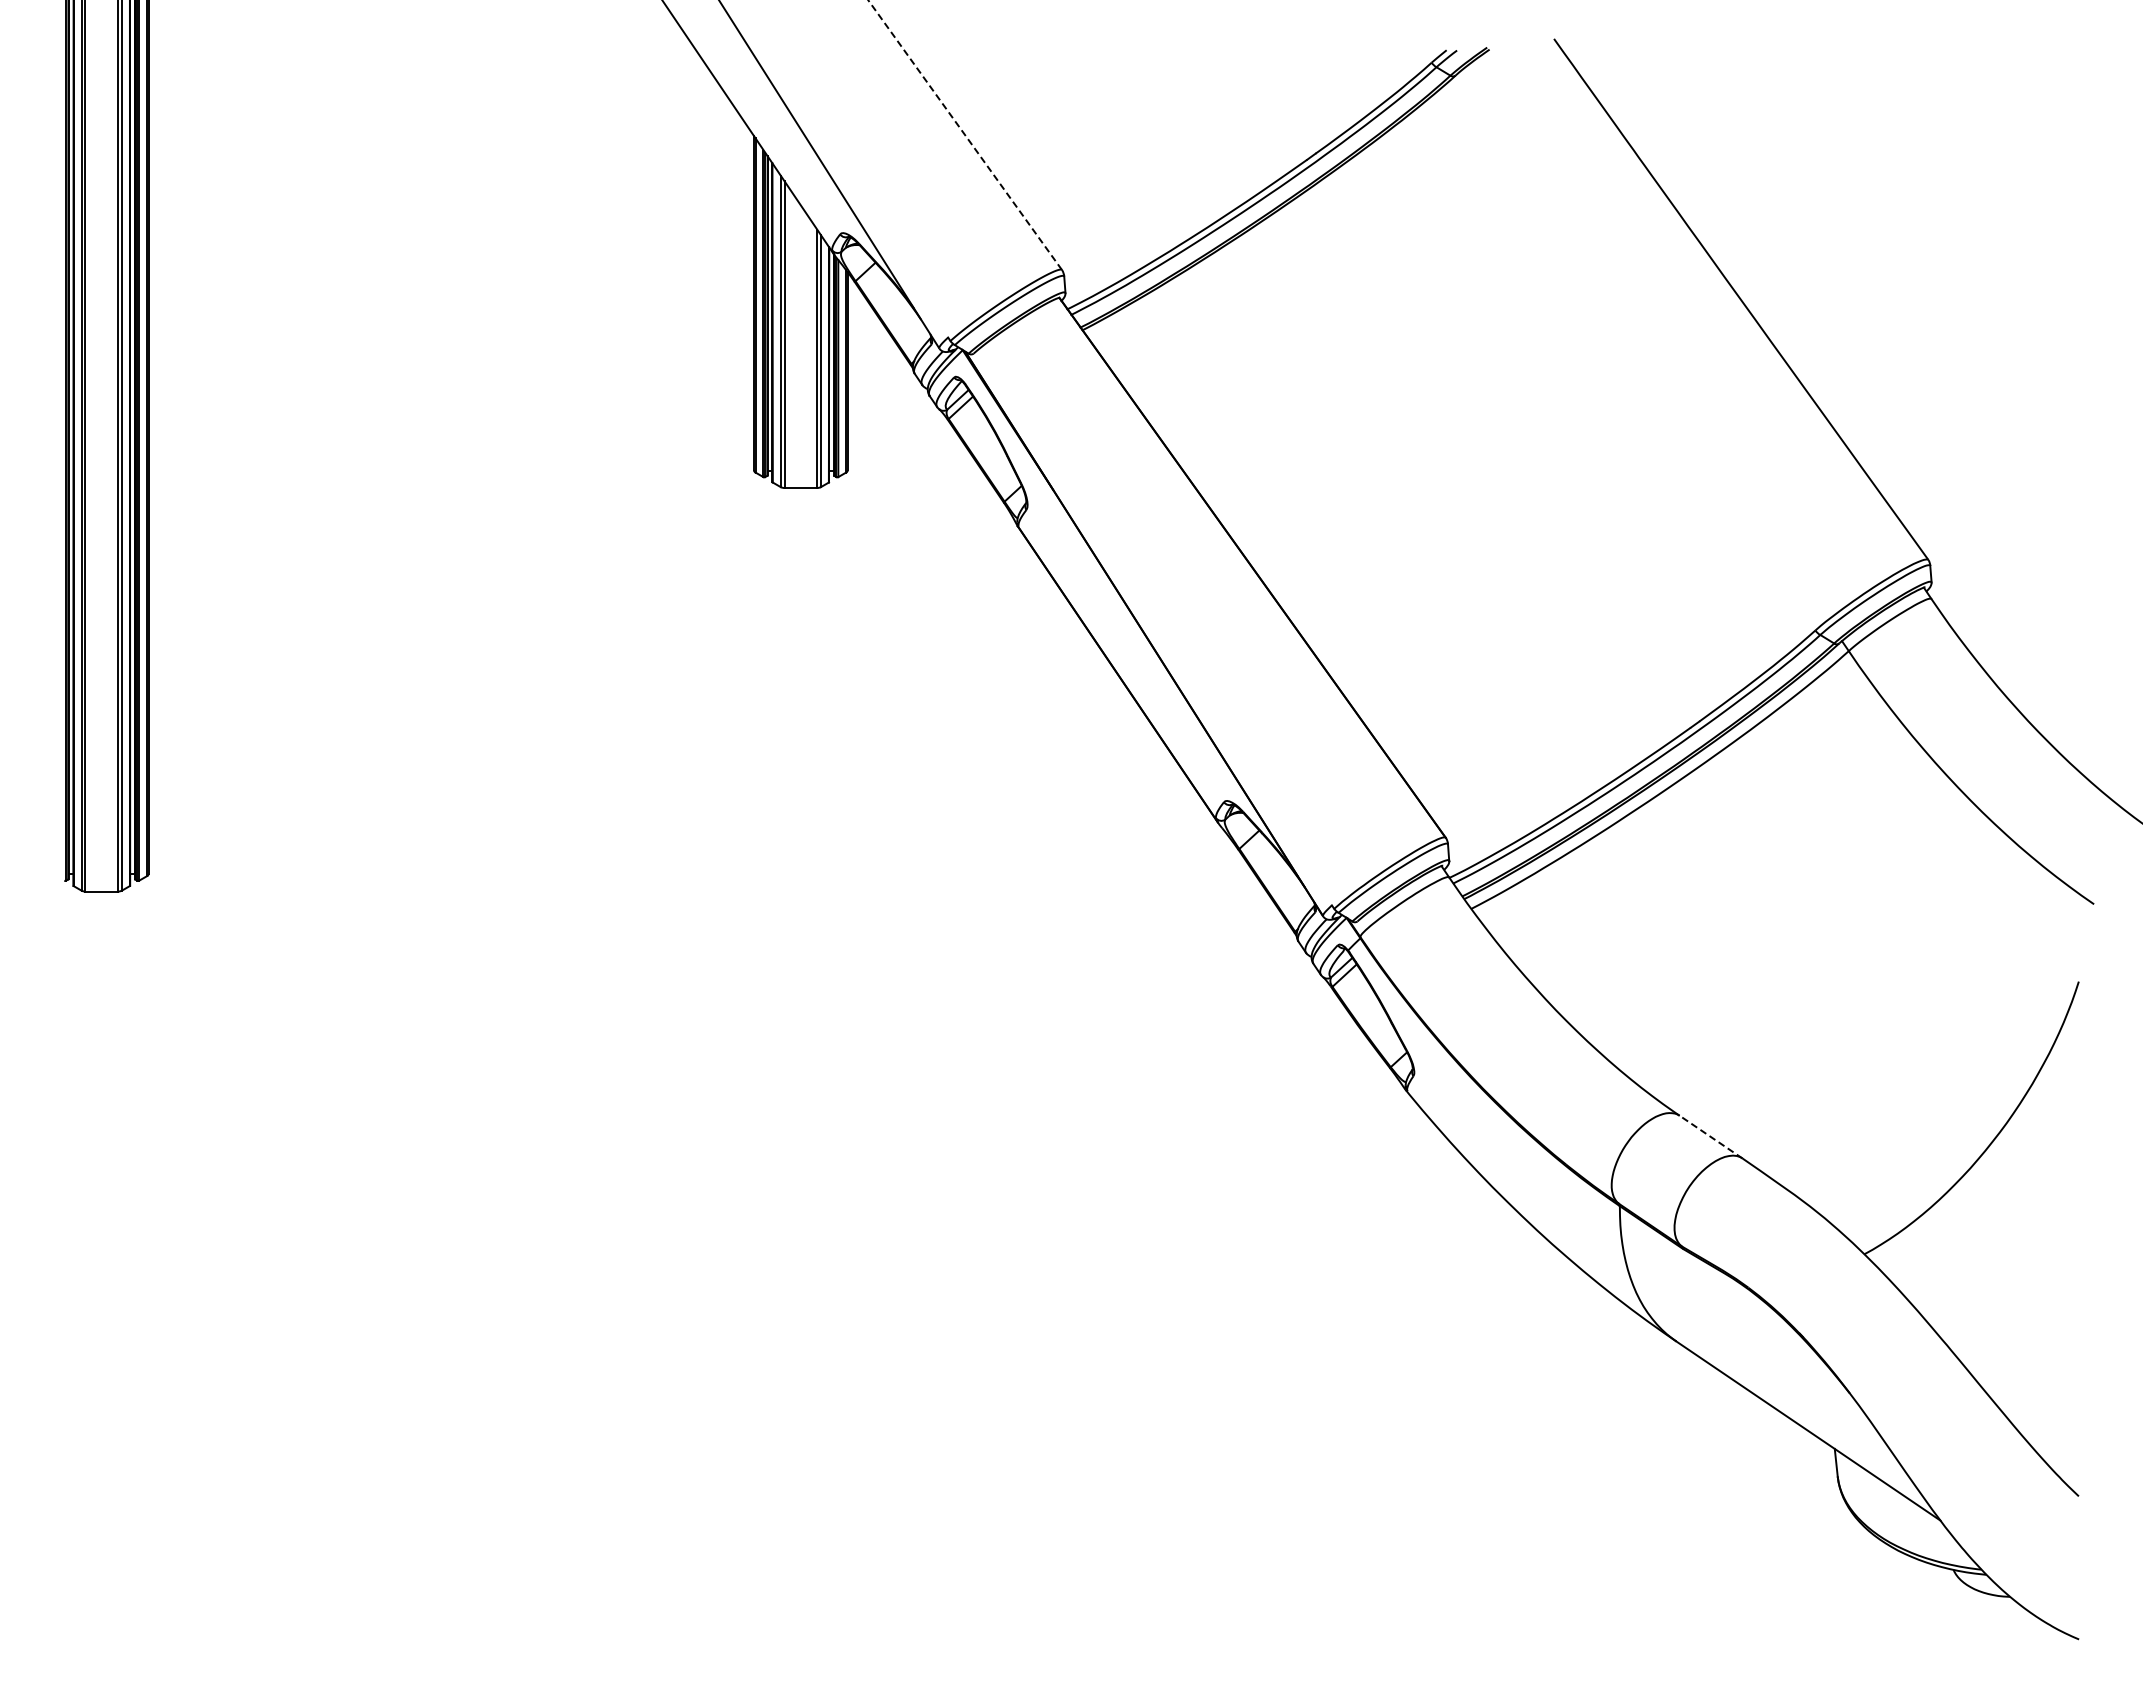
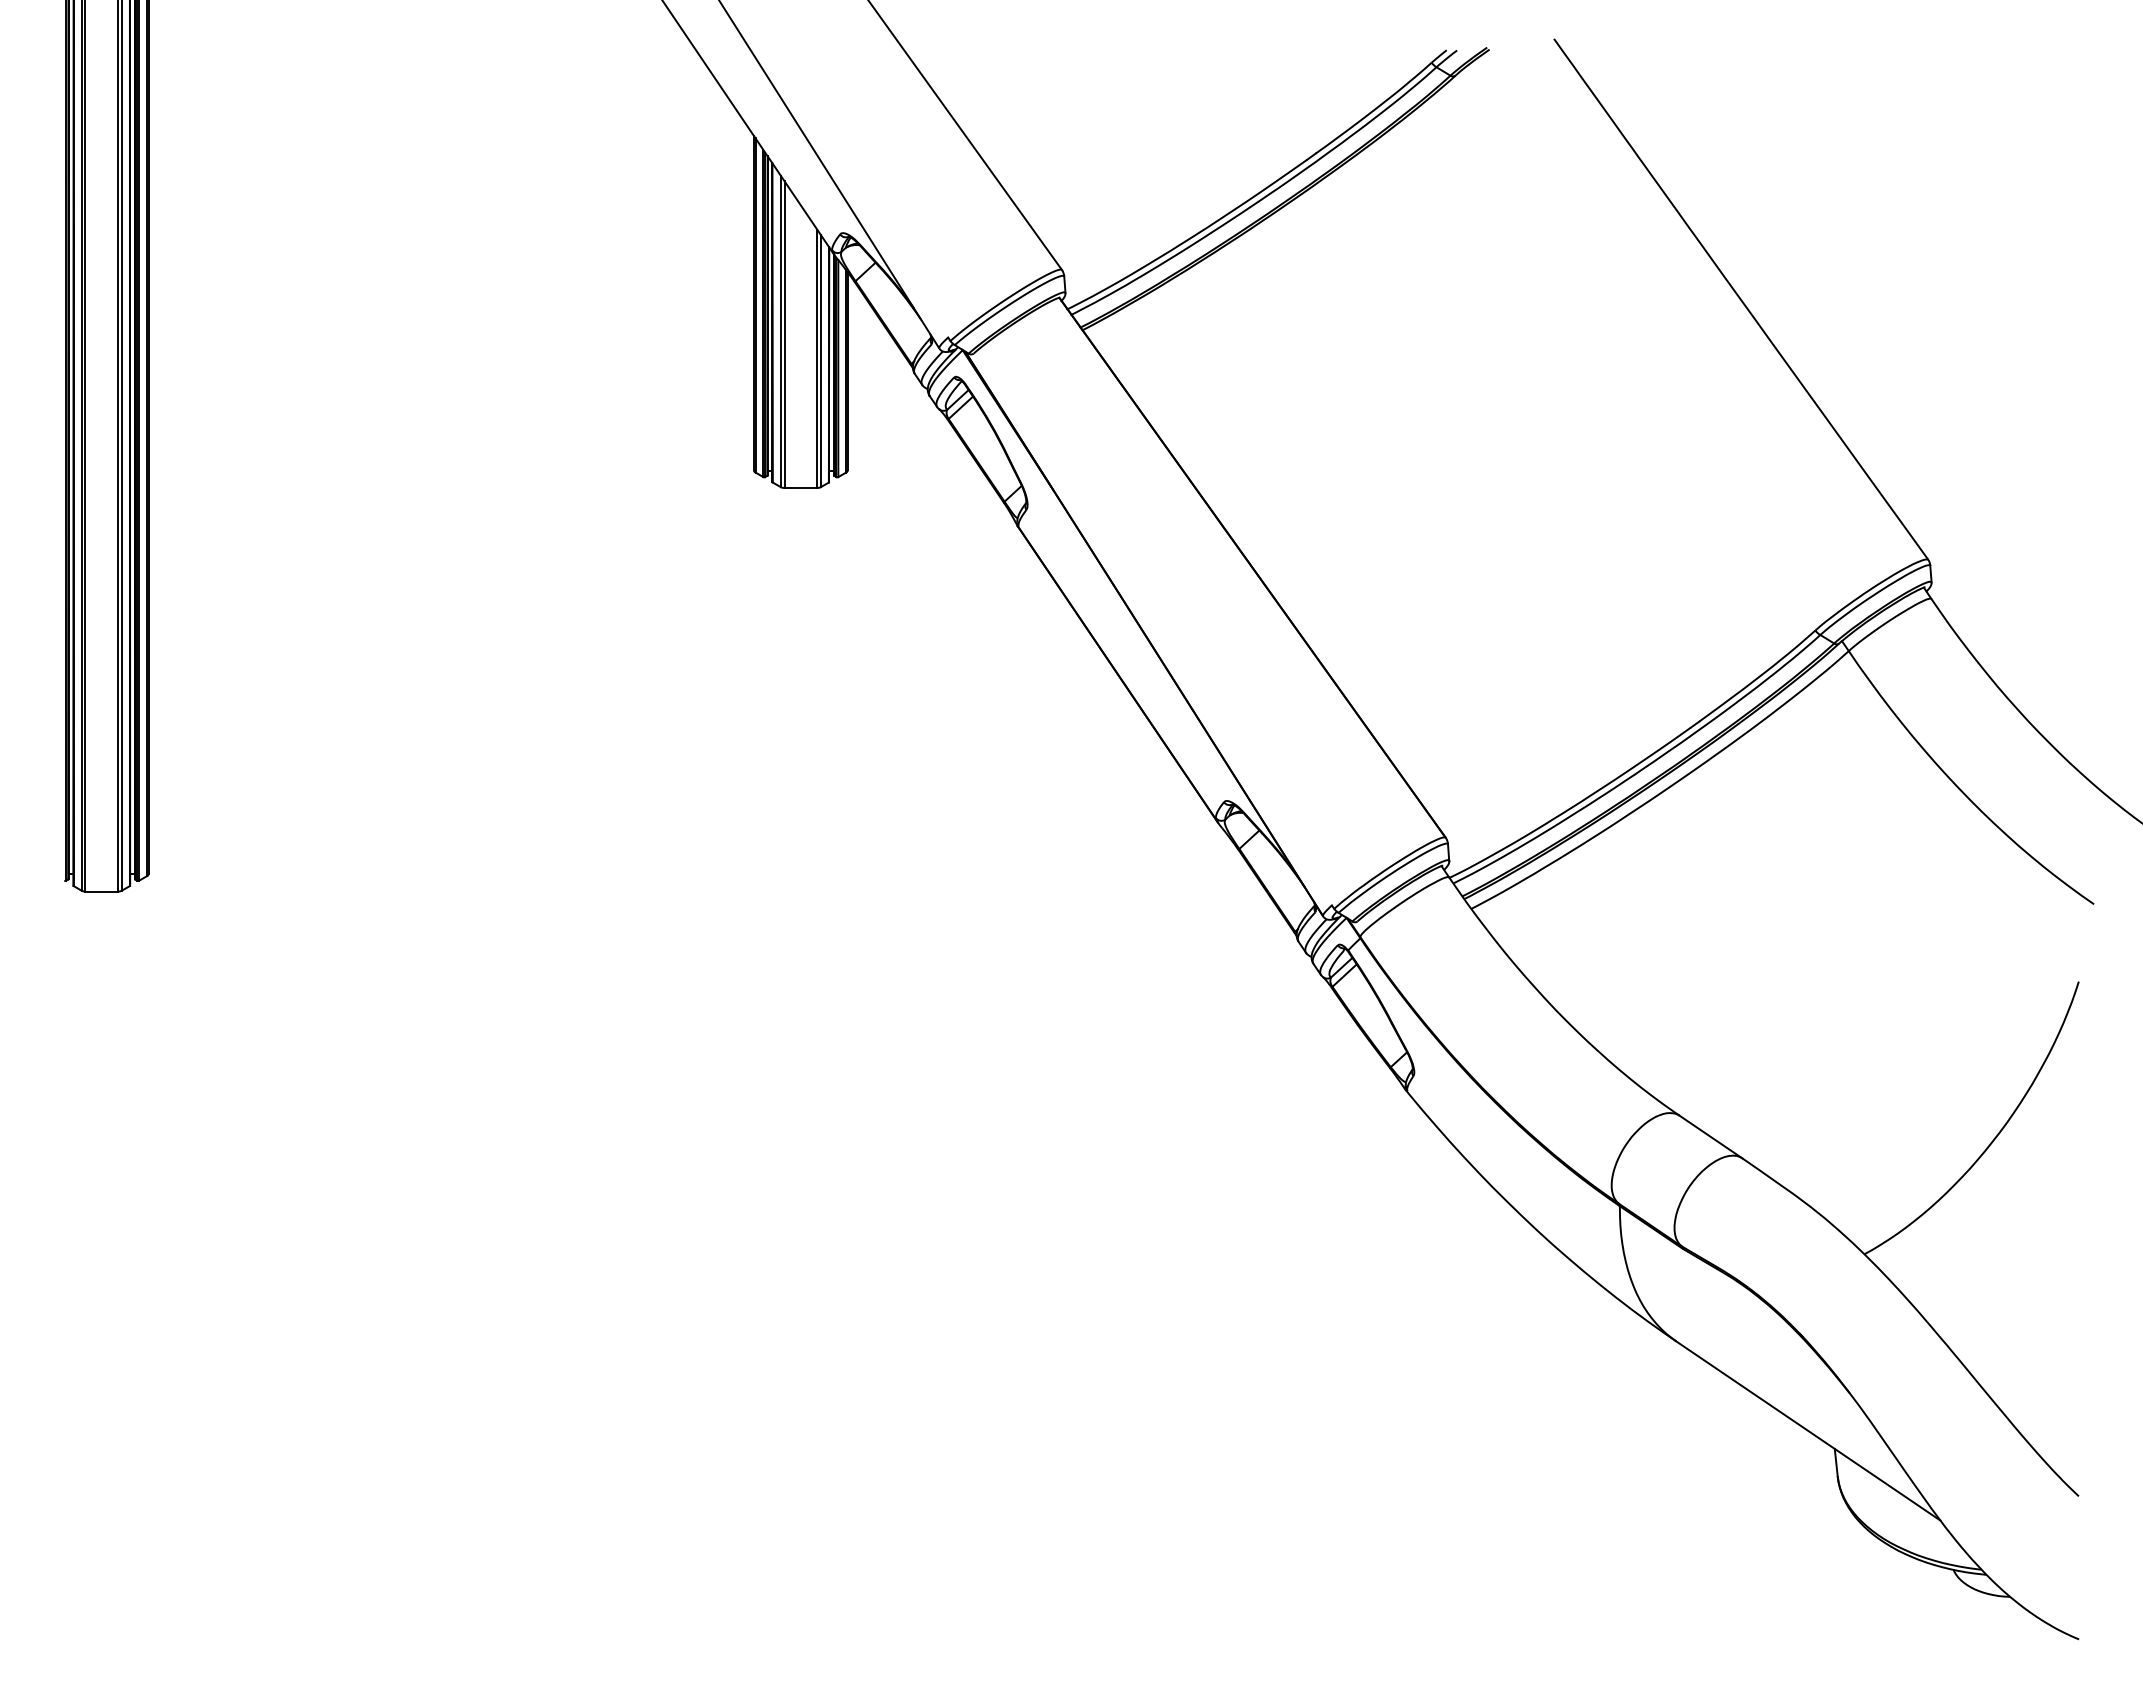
line: dashed -> solid (965, 135)
line: dashed -> solid (1710, 1136)
